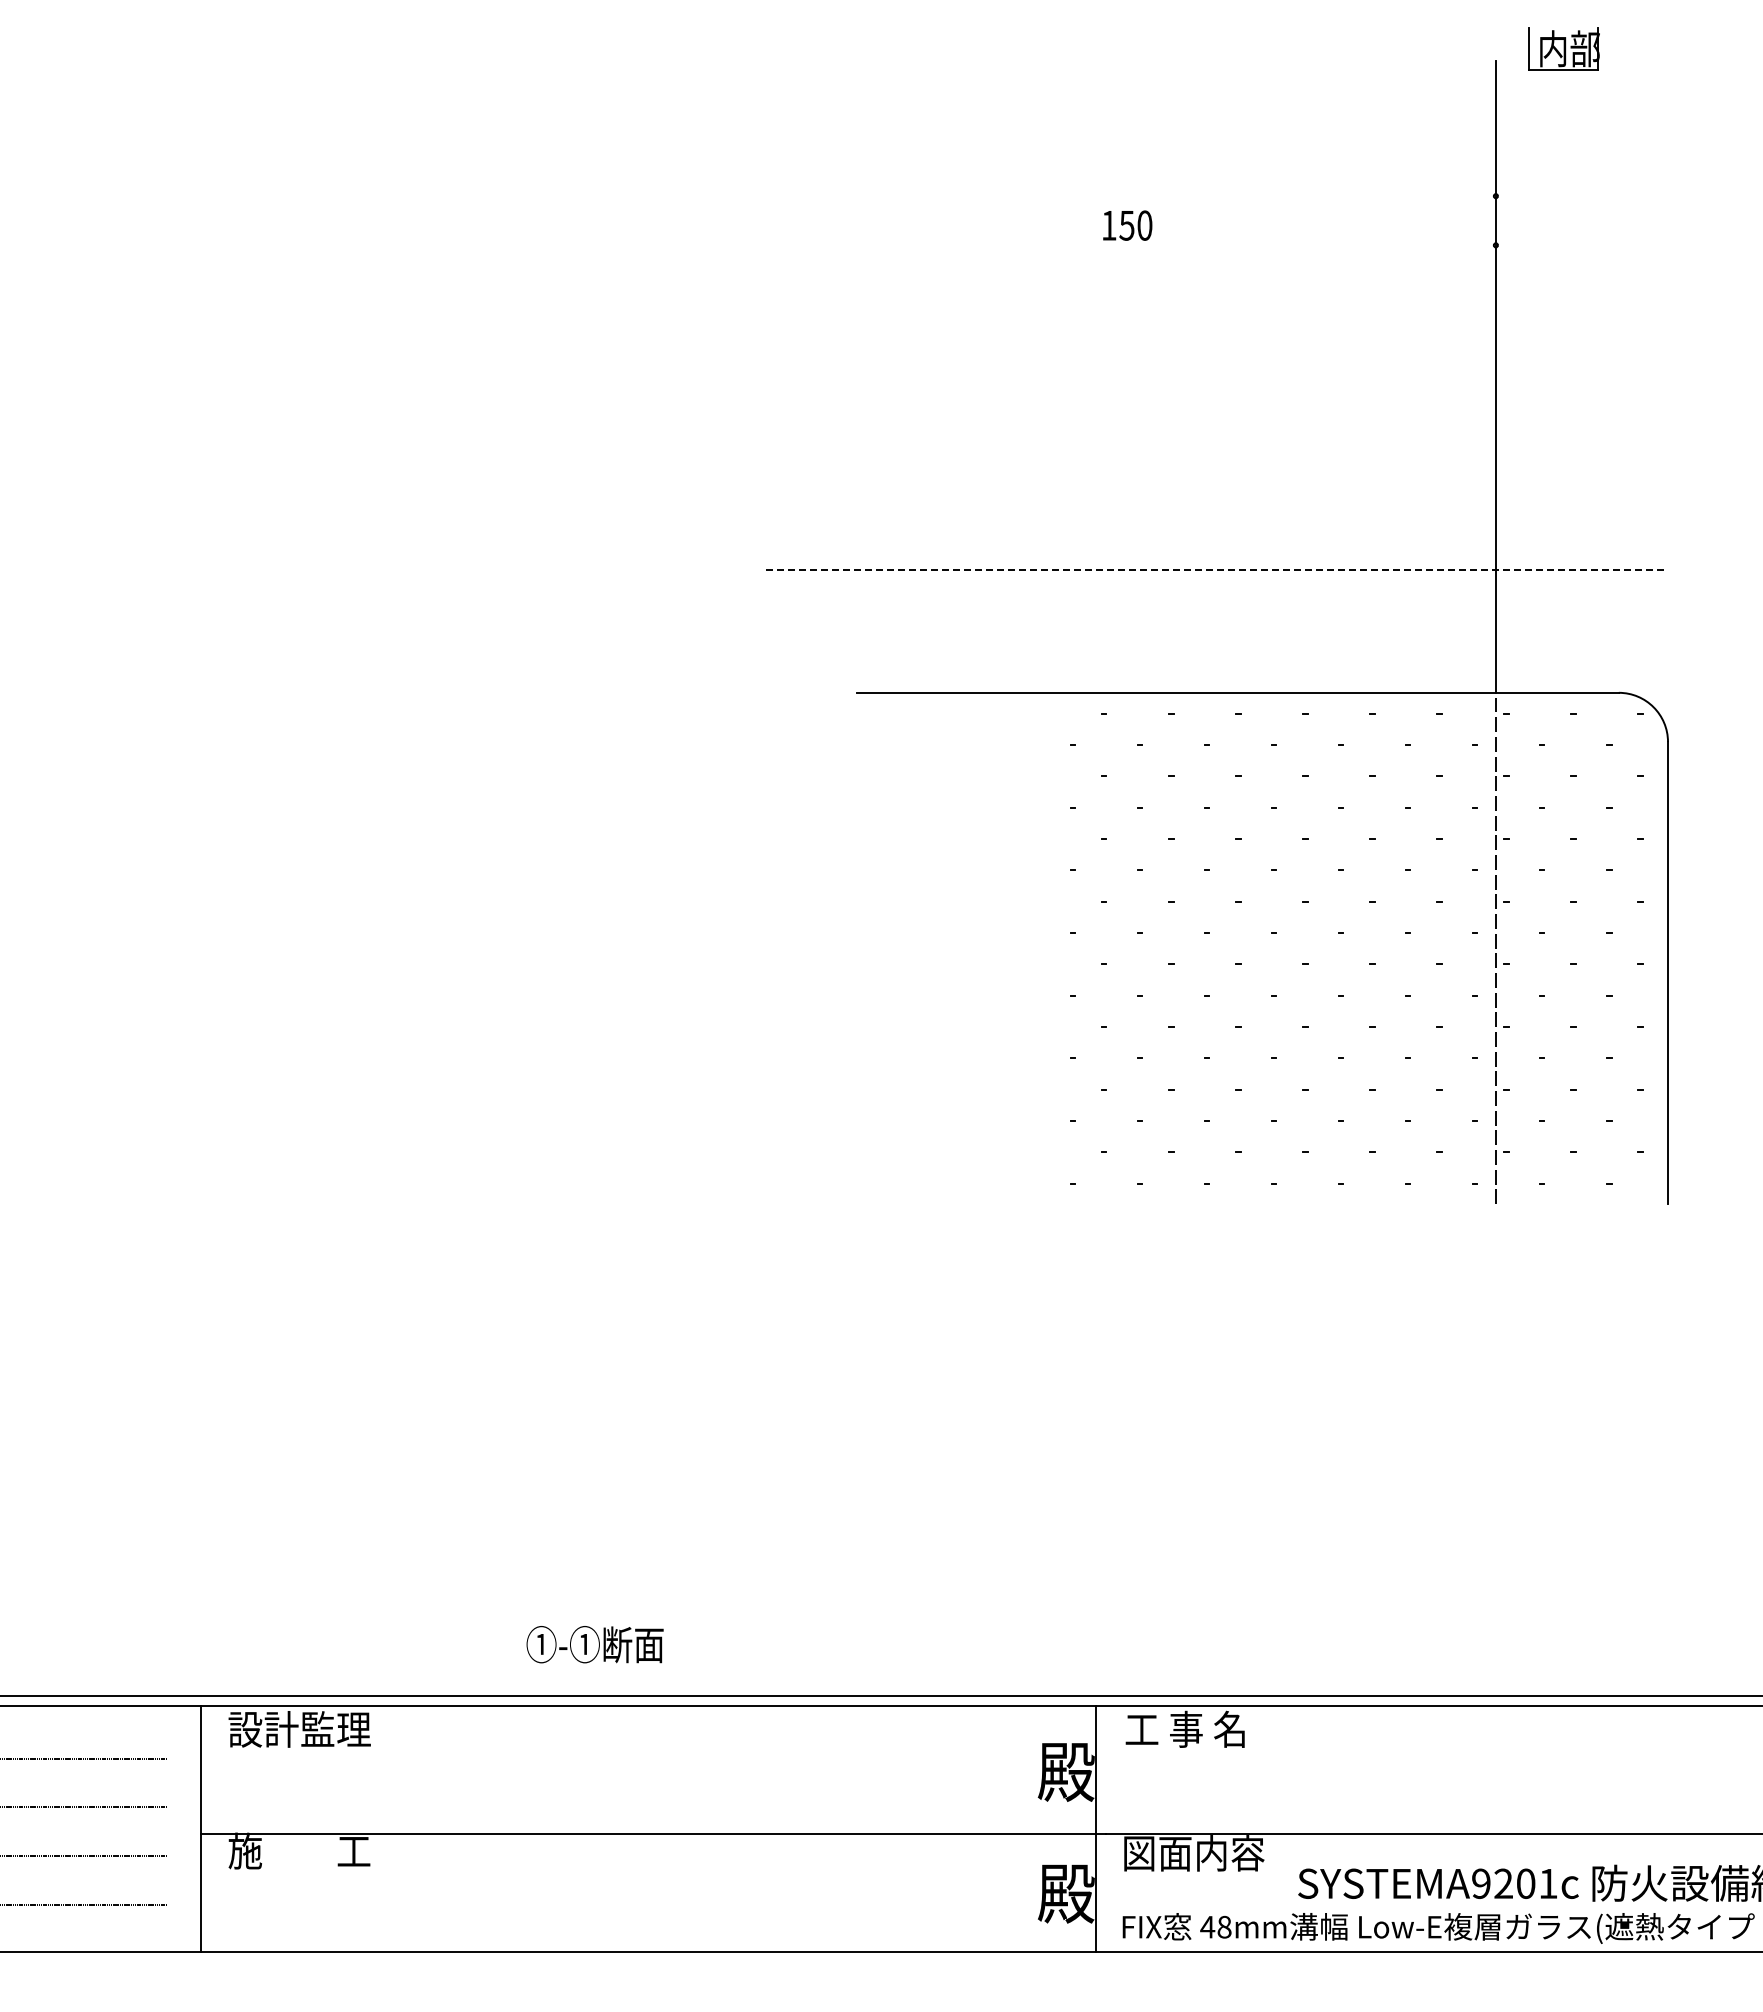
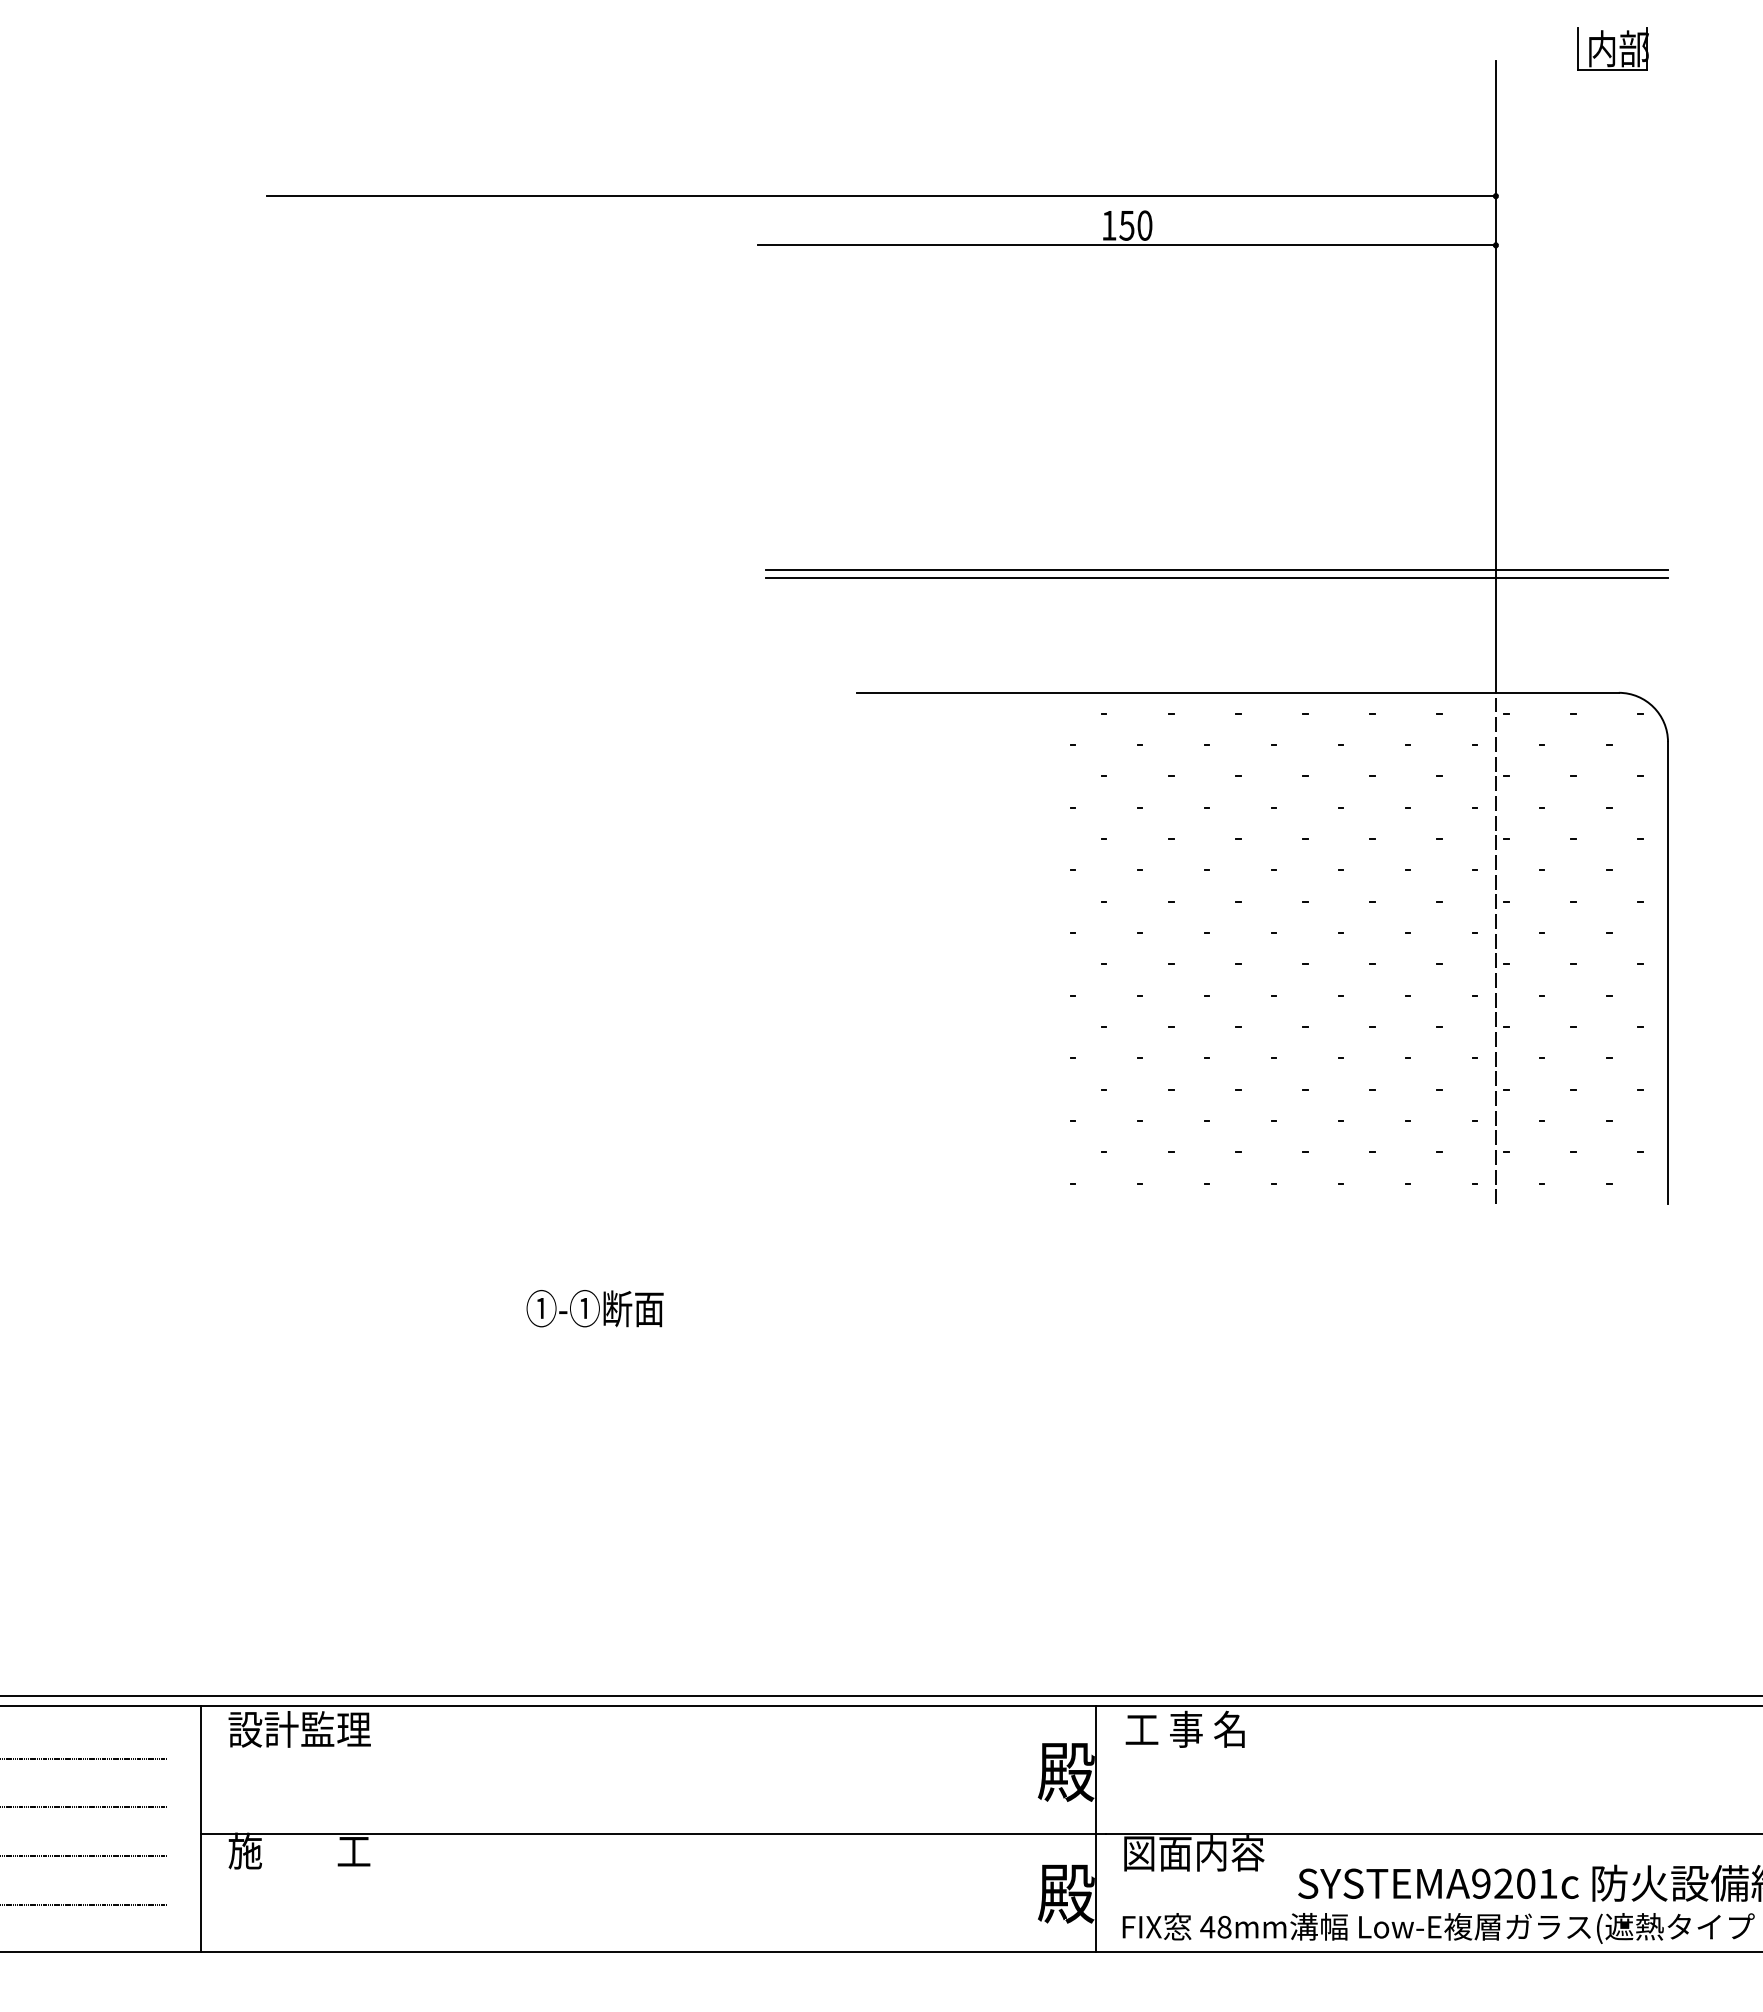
part position: (1563, 48) -> (1612, 48) (1612, 48)
line: none -> present (880, 196)
line: none -> present (1126, 245)
line: dashed -> solid (1217, 569)
line: none -> present (1217, 577)
text position: (594, 1644) -> (594, 1308) (594, 1308)
